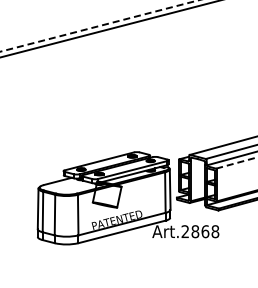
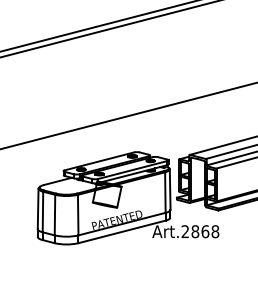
line: dashed -> solid (99, 26)
line: none -> present (128, 115)
line: dashed -> solid (237, 162)
